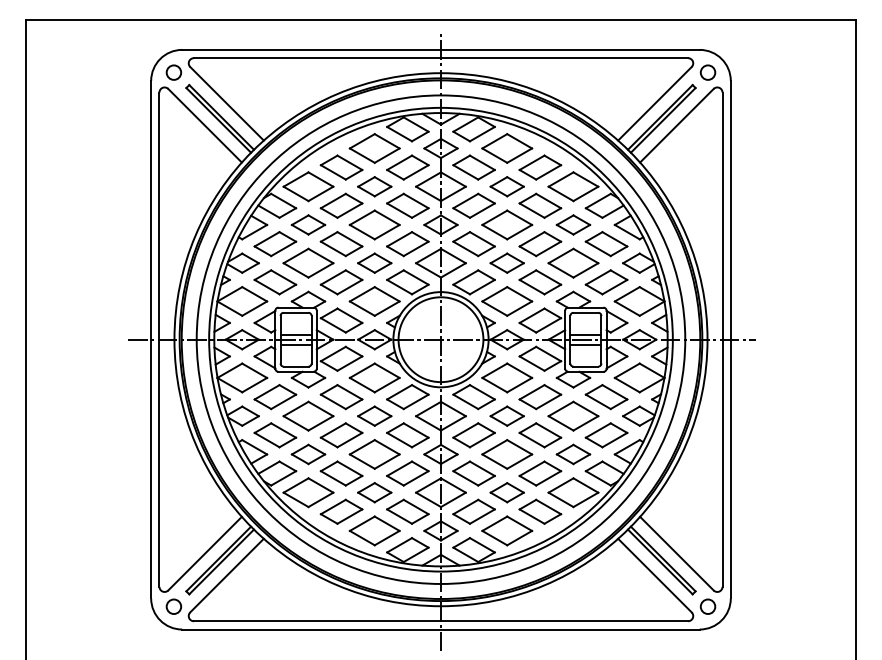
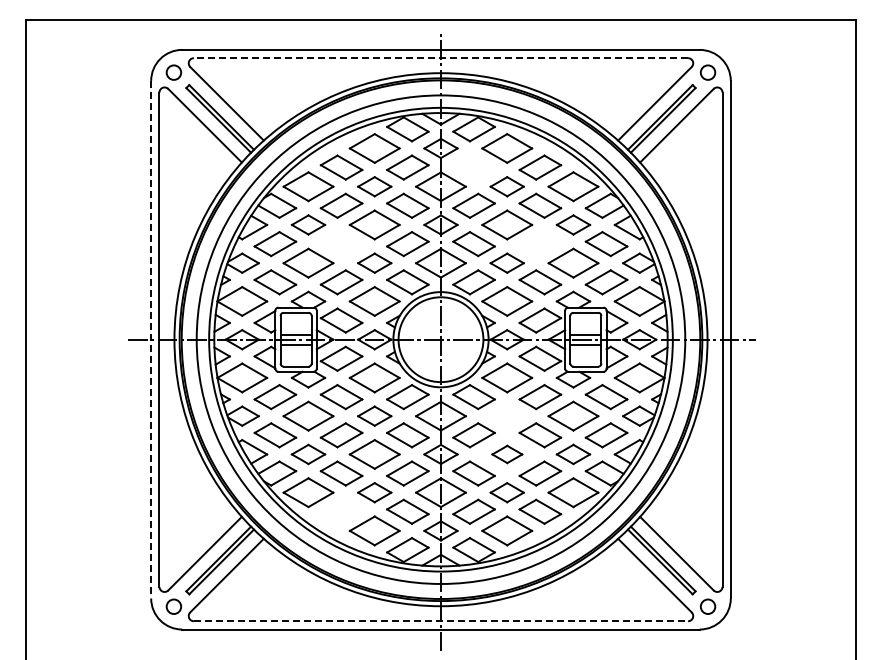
line: solid -> dashed (440, 58)
part: present -> none (473, 167)
part: present -> none (341, 244)
part: present -> none (540, 244)
line: solid -> dashed (151, 339)
part: present -> none (506, 415)
part size: 53x31 px -> 33x21 px (507, 454)
part: present -> none (341, 511)
line: solid -> dashed (441, 621)
